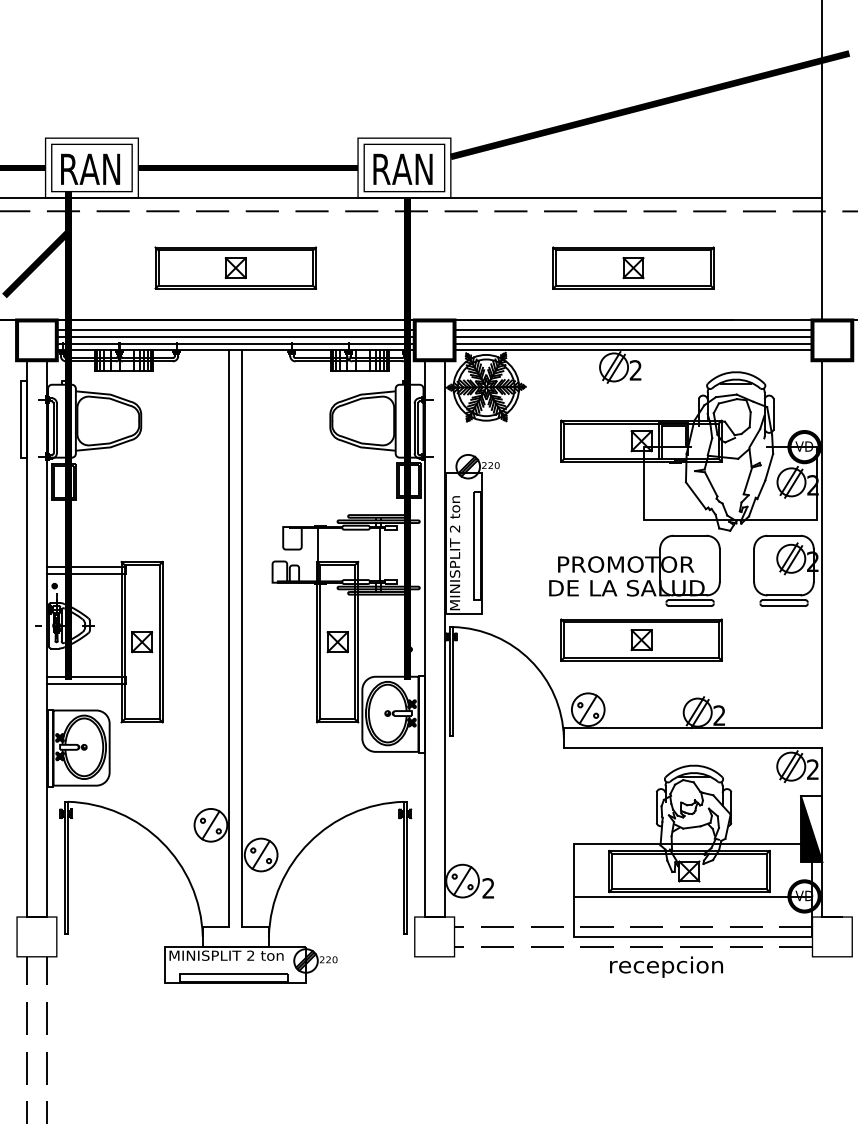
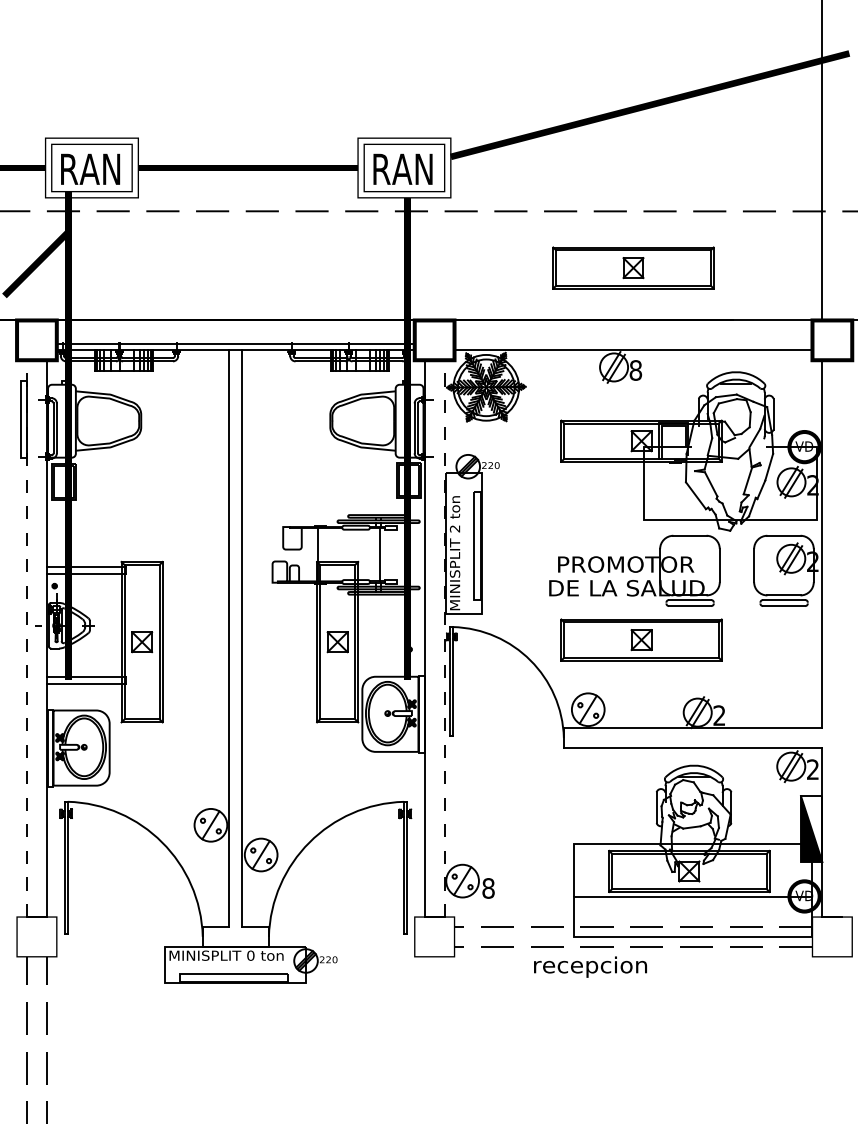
line: present -> none (412, 197)
part: present -> none (235, 267)
line: present -> none (235, 330)
line: present -> none (633, 330)
line: present -> none (235, 337)
line: present -> none (633, 337)
line: present -> none (633, 343)
text: 2 -> 8 (635, 370)
line: solid -> dashed (26, 638)
line: solid -> dashed (444, 638)
text: 2 -> 8 (488, 888)
text: 2 -> 0 (250, 955)
text position: (666, 966) -> (590, 966) (590, 966)
